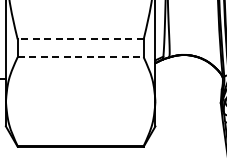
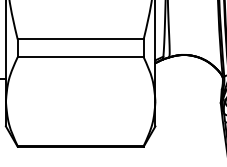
line: dashed -> solid (80, 39)
line: dashed -> solid (80, 57)
